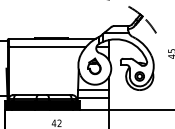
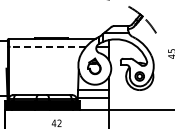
line: solid -> dashed (47, 46)
